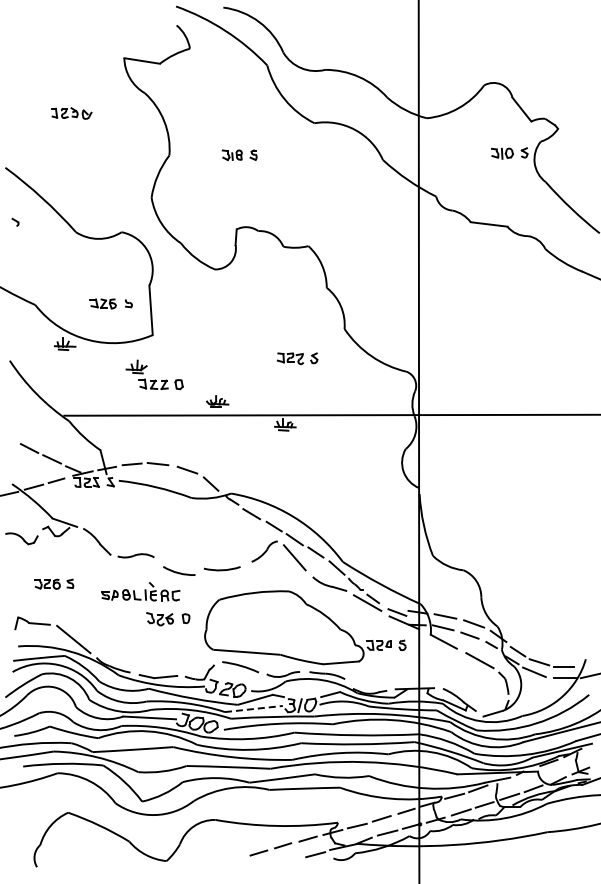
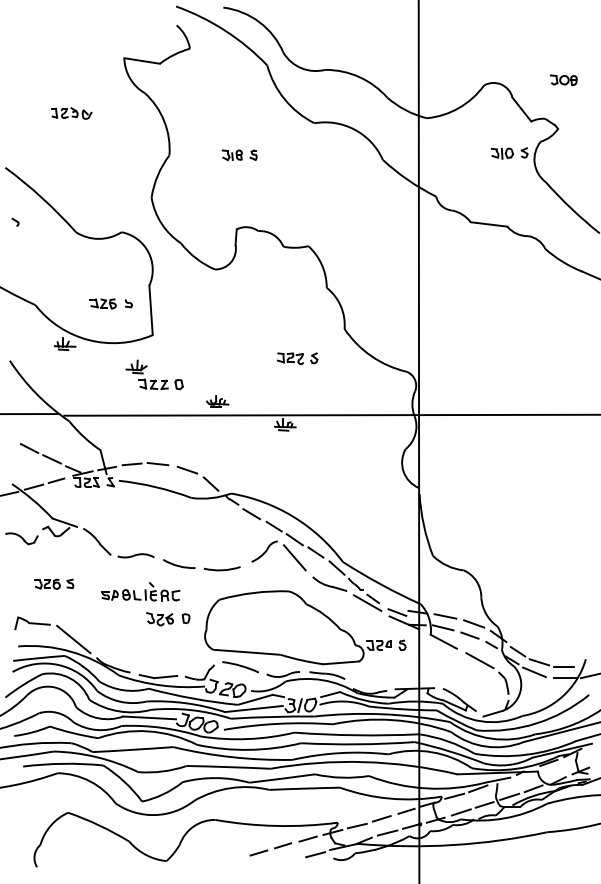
part: none -> present (563, 79)
line: none -> present (30, 414)
arc position: (179, 572) -> (179, 565) (179, 565)
line: dashed -> solid (254, 708)
